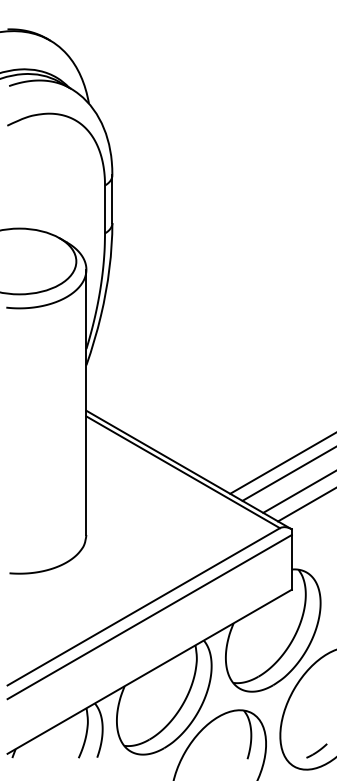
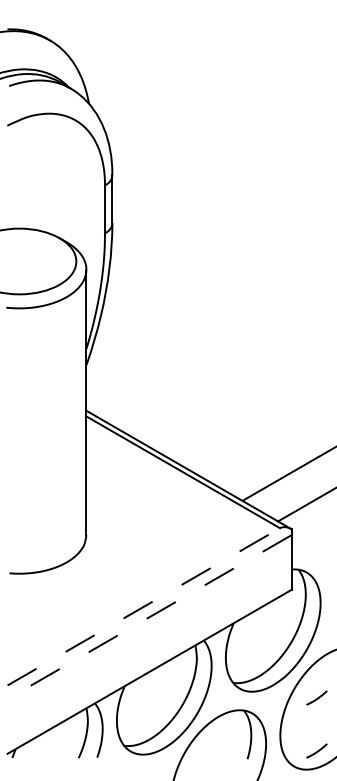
line: present -> none (281, 463)
line: present -> none (298, 492)
line: solid -> dashed (144, 606)
line: solid -> dashed (149, 617)
part: none -> present (316, 697)
